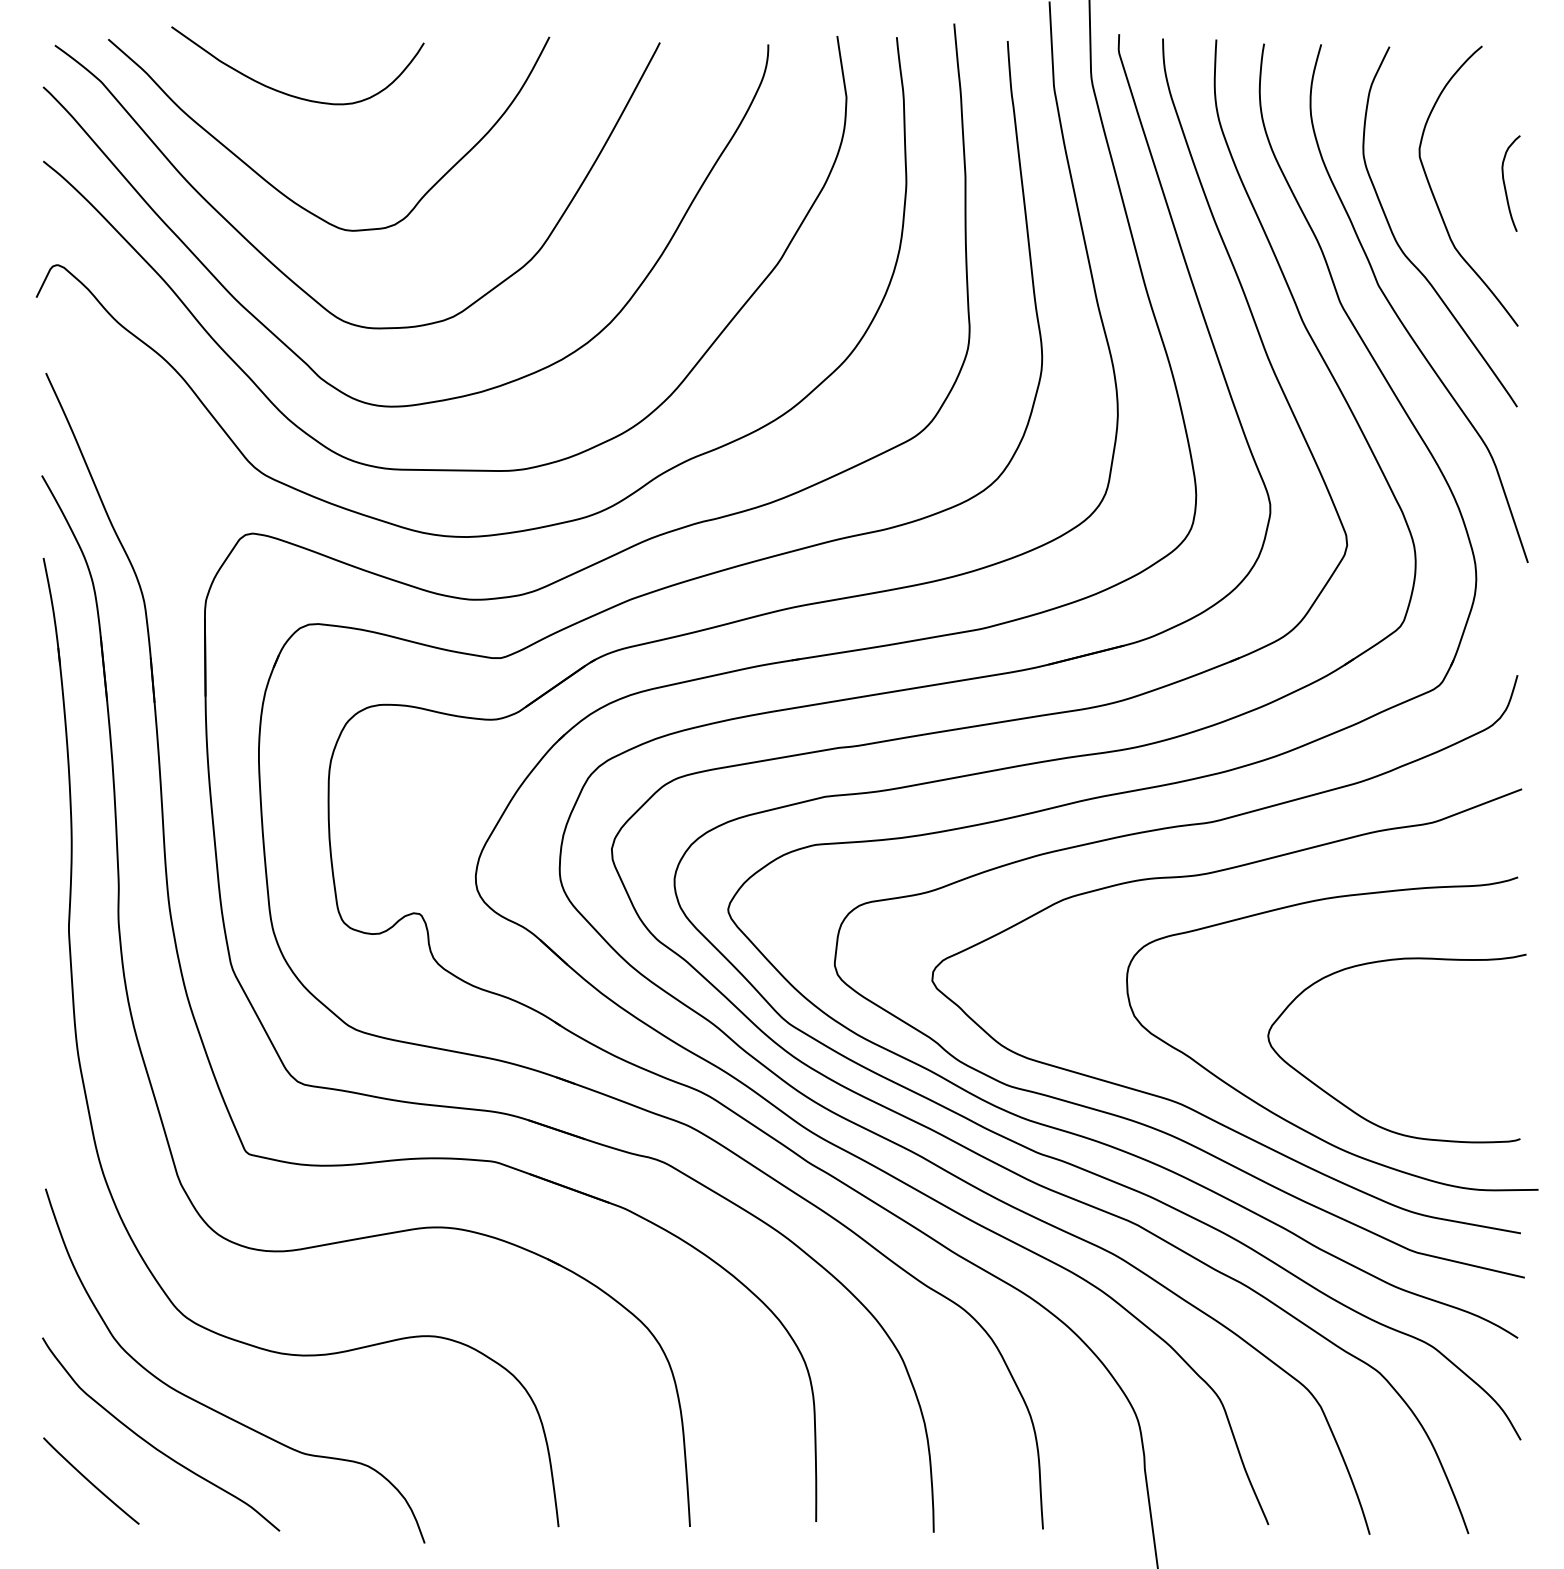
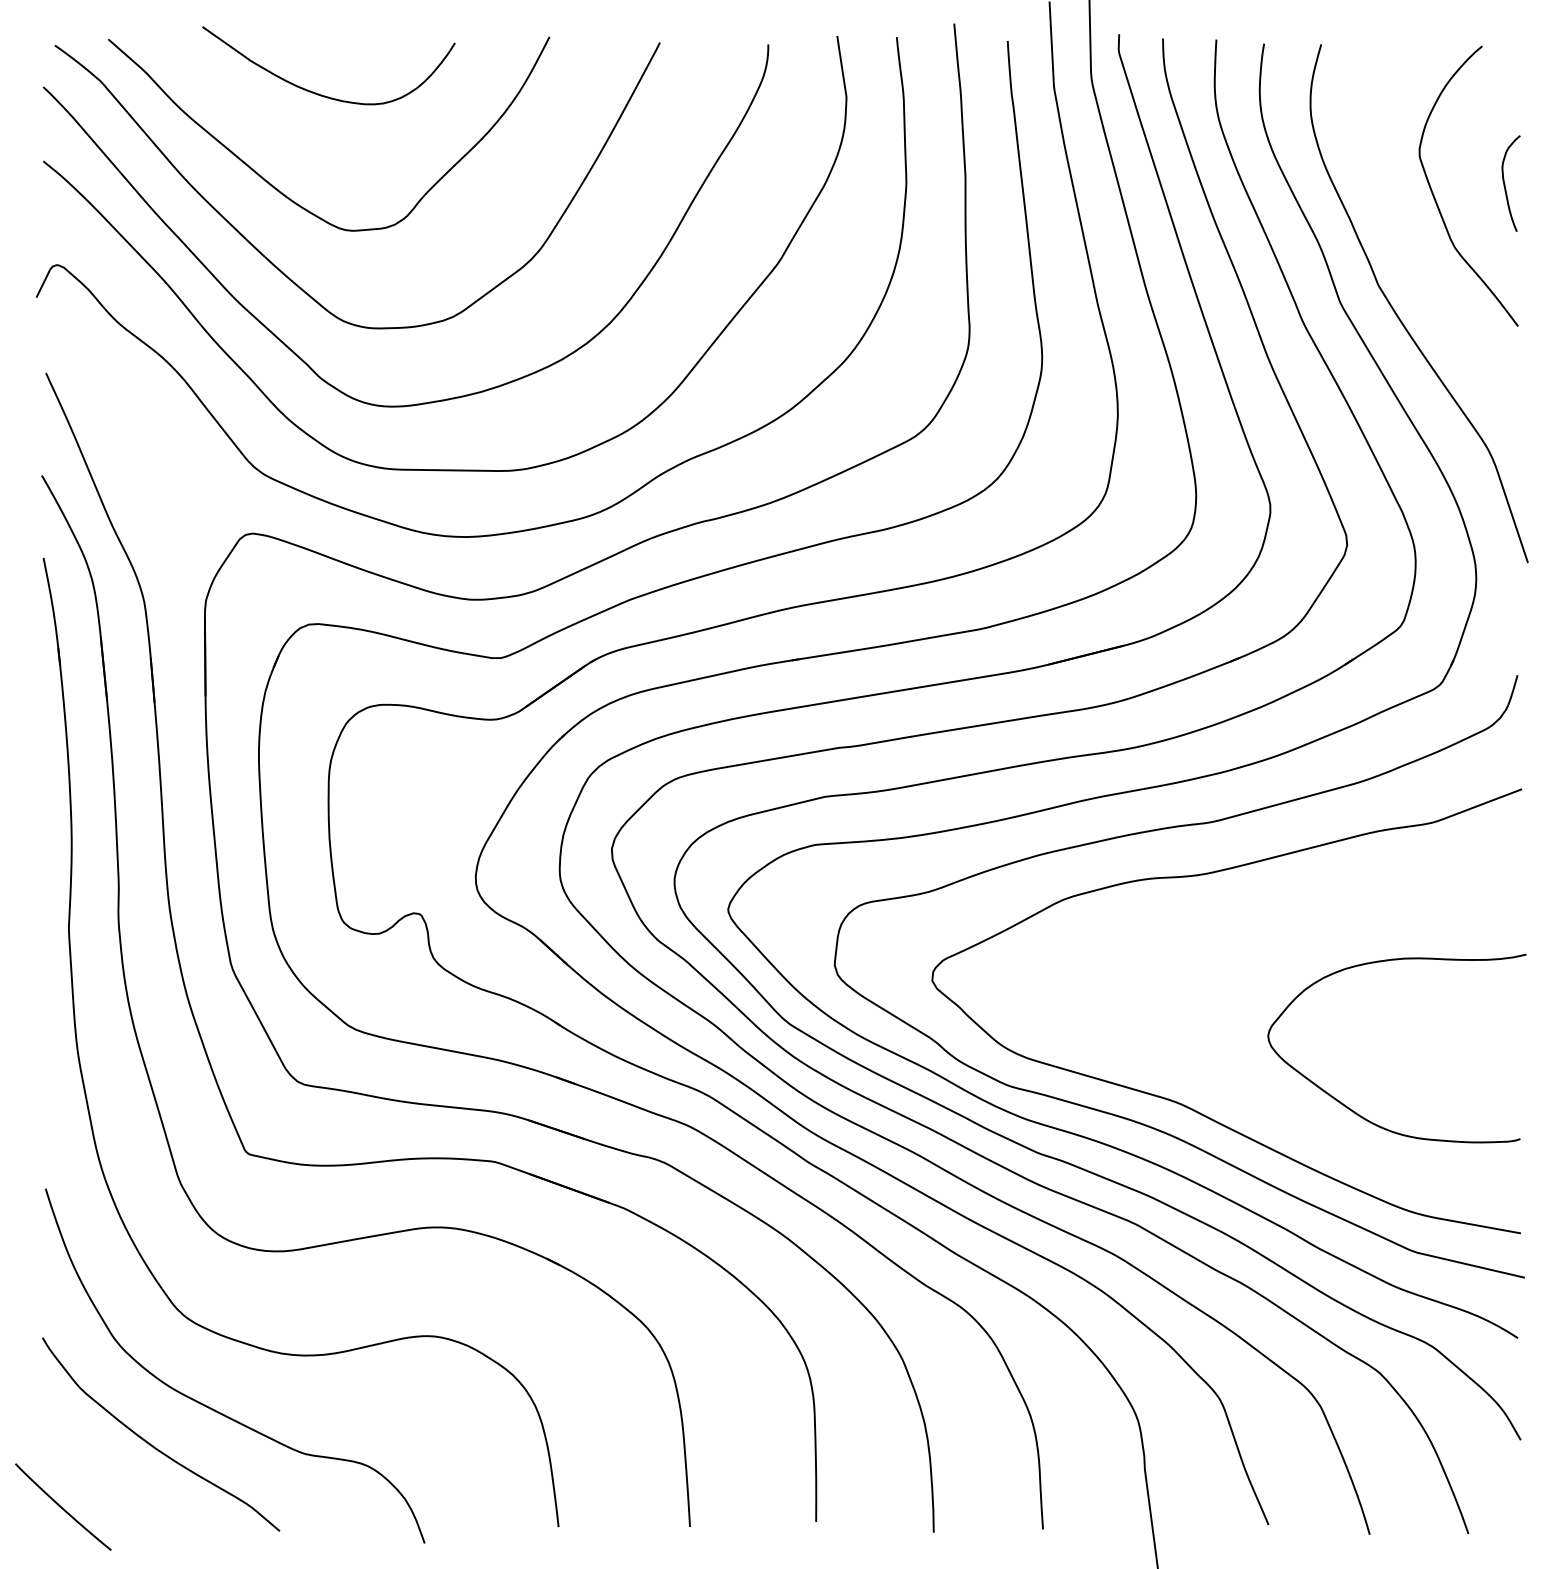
curve position: (285, 92) -> (316, 92) (316, 92)
curve: present -> none (1402, 249)
curve: present -> none (1281, 1116)
curve position: (90, 1481) -> (62, 1507) (62, 1507)
